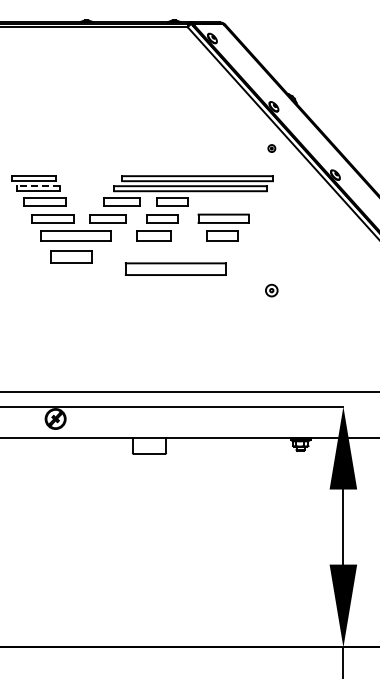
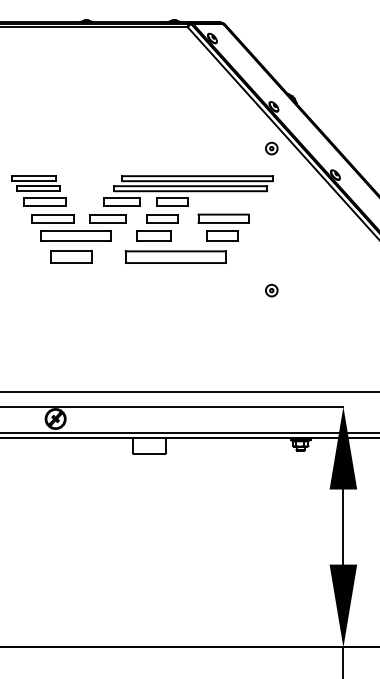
part size: 10x9 px -> 14x15 px (271, 148)
line: dashed -> solid (38, 186)
part position: (175, 268) -> (175, 256) (175, 256)
line: none -> present (189, 432)
